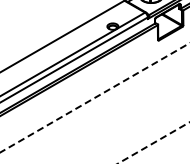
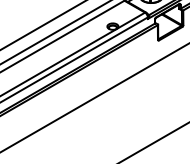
line: none -> present (42, 25)
line: none -> present (55, 32)
line: dashed -> solid (94, 98)
line: dashed -> solid (153, 143)
